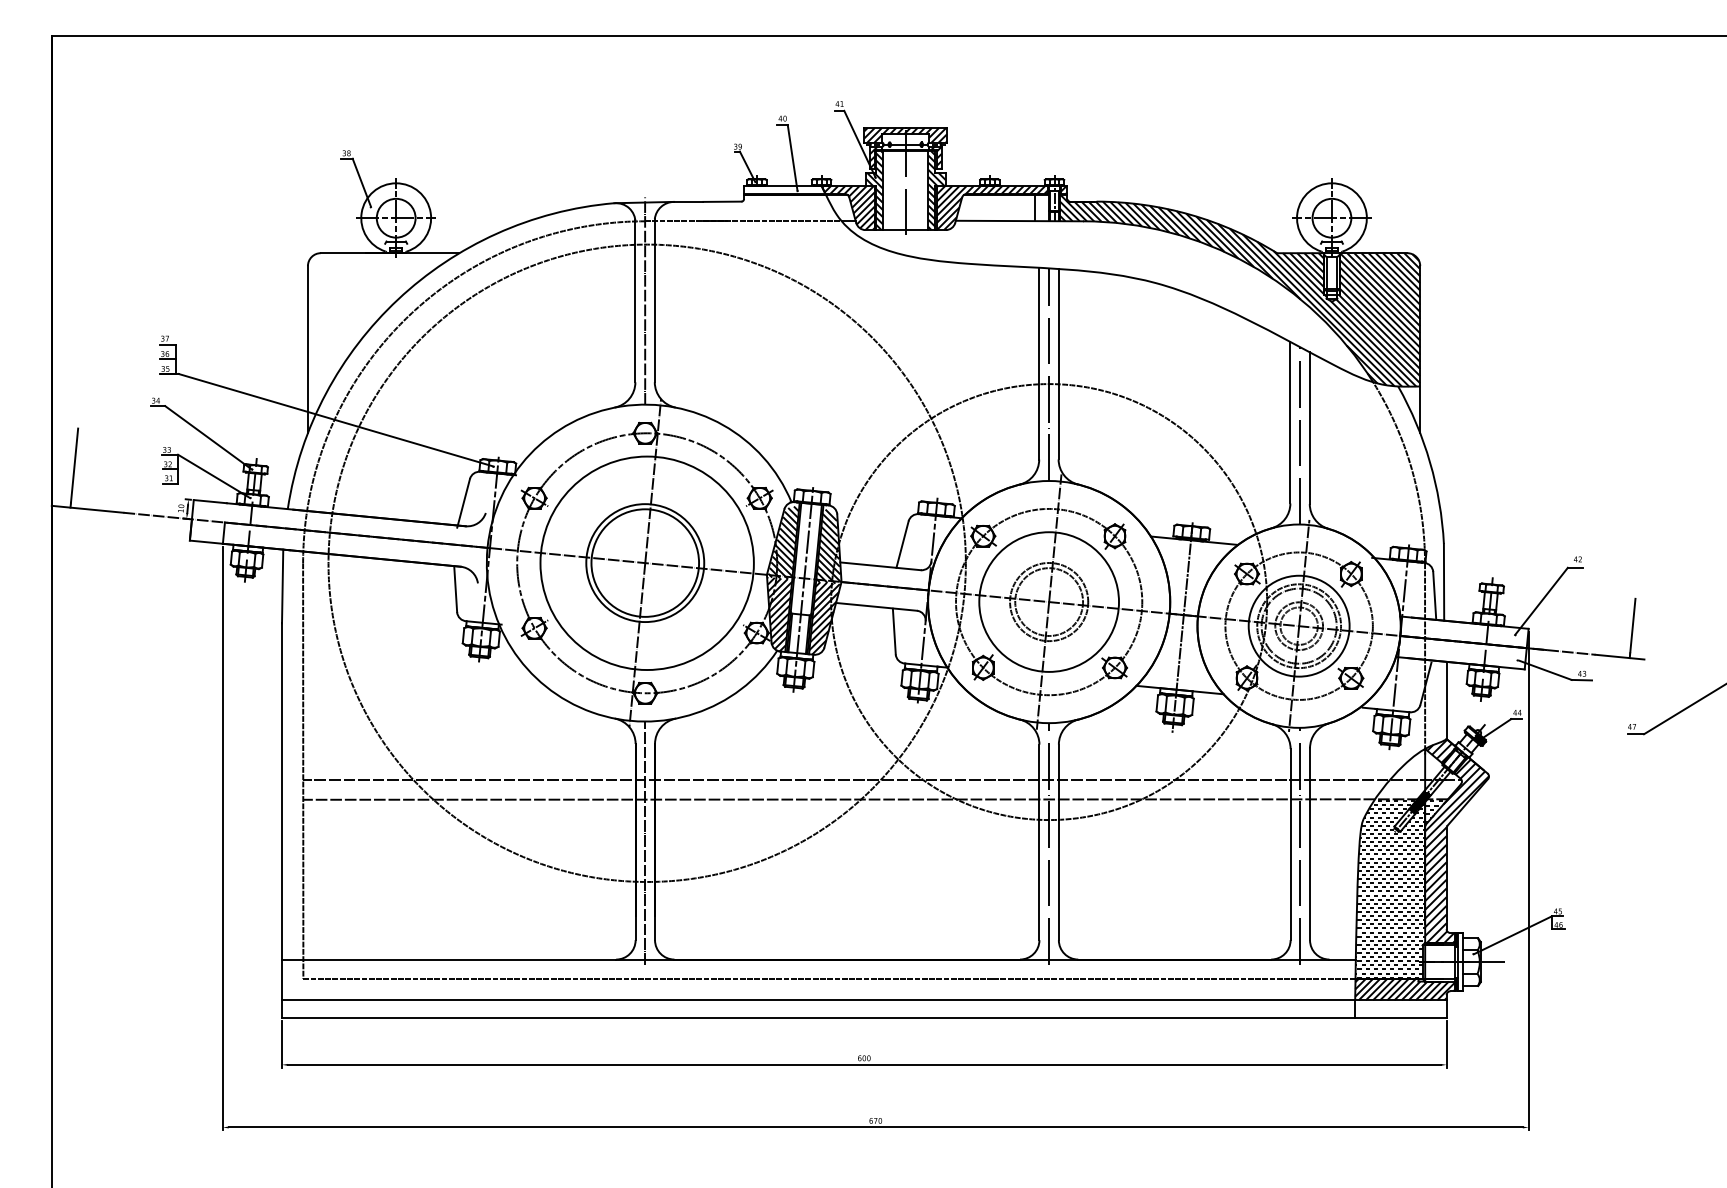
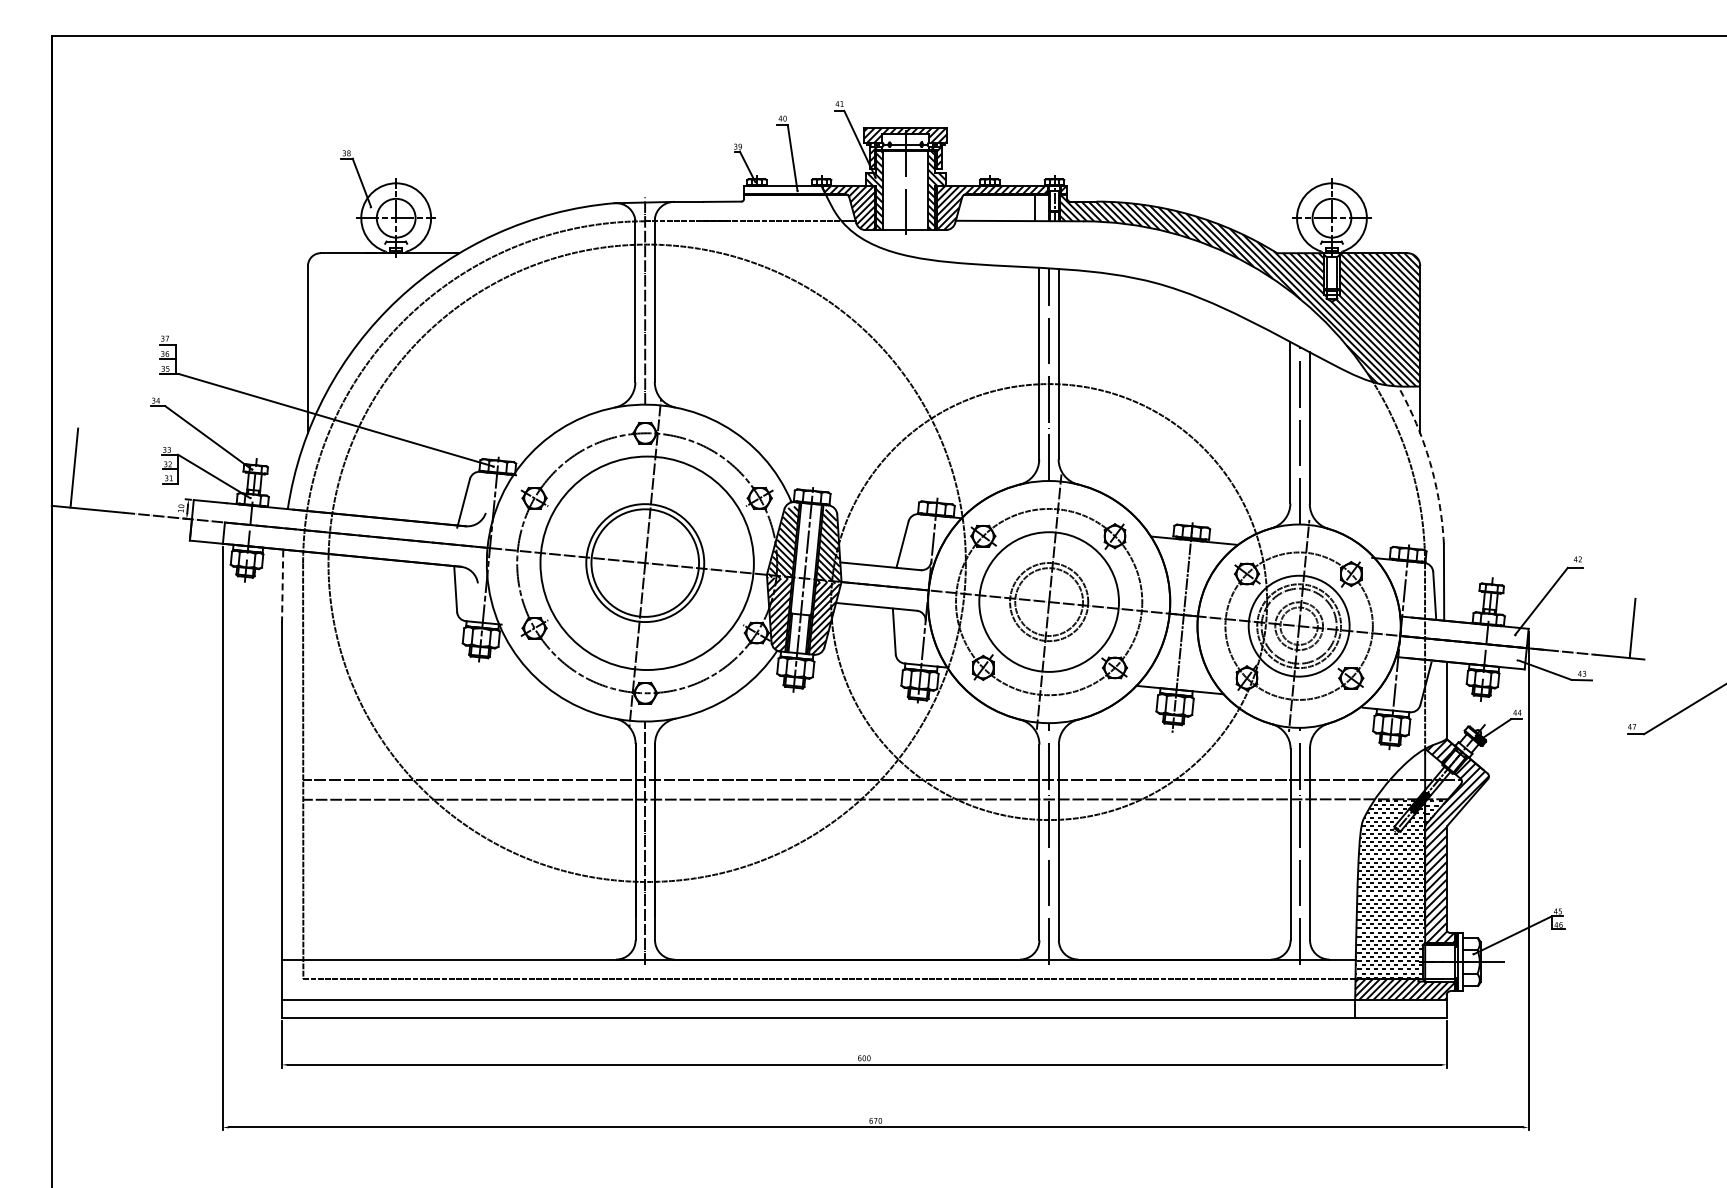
arc: solid -> dashed (1430, 462)
line: solid -> dashed (282, 586)
